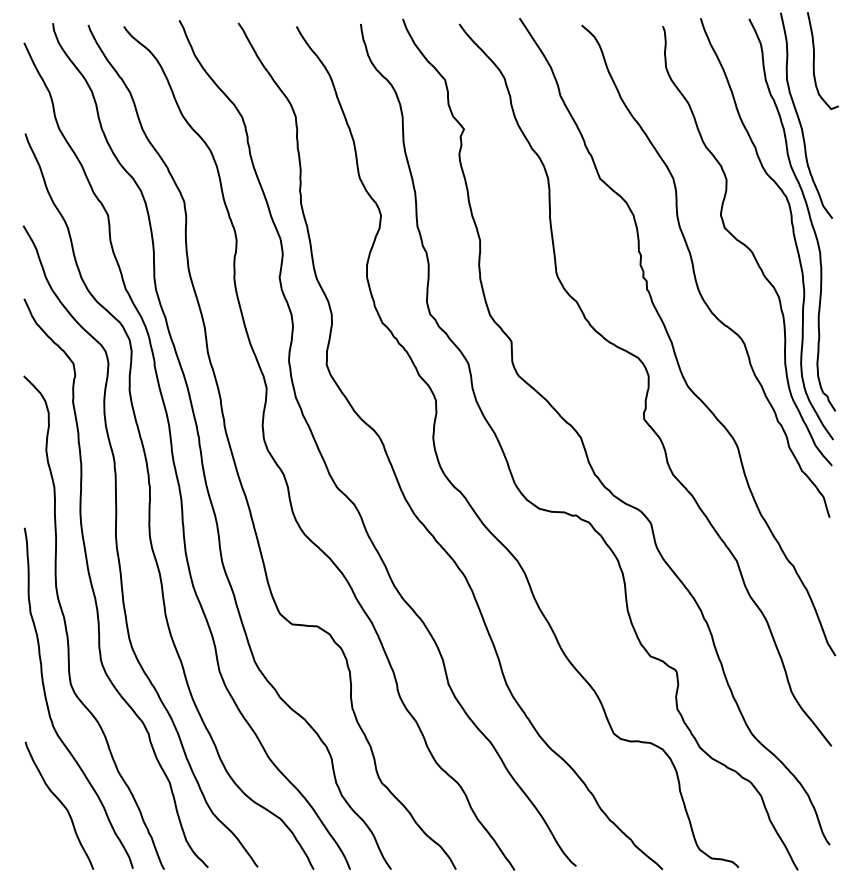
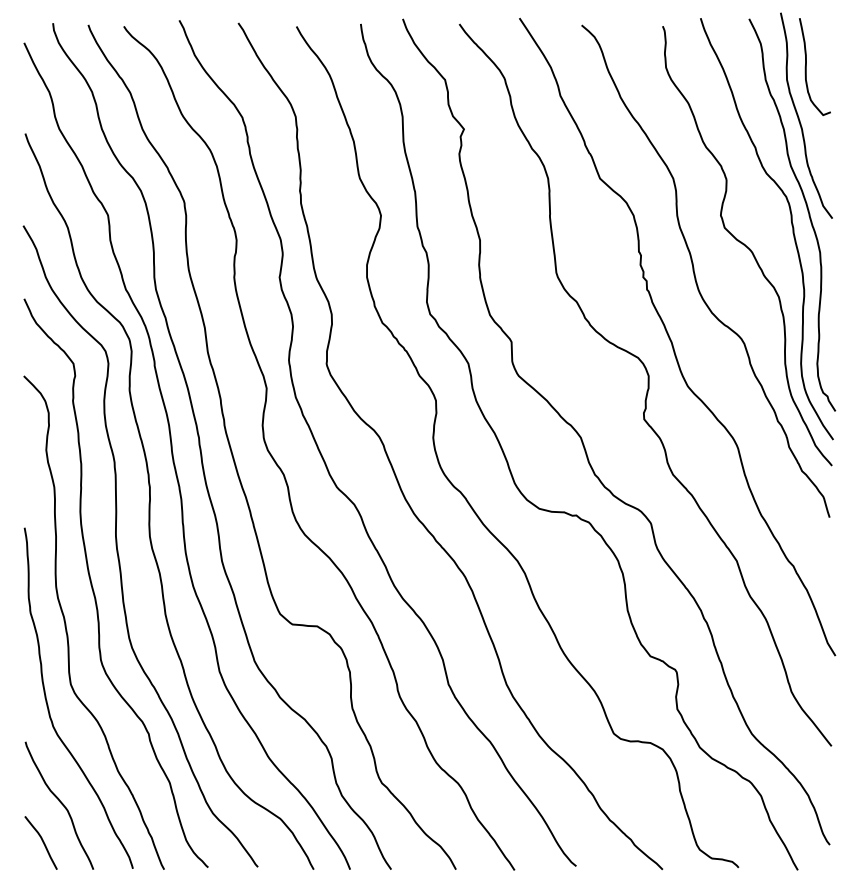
curve position: (814, 60) -> (806, 66) (806, 66)
curve: none -> present (42, 842)
